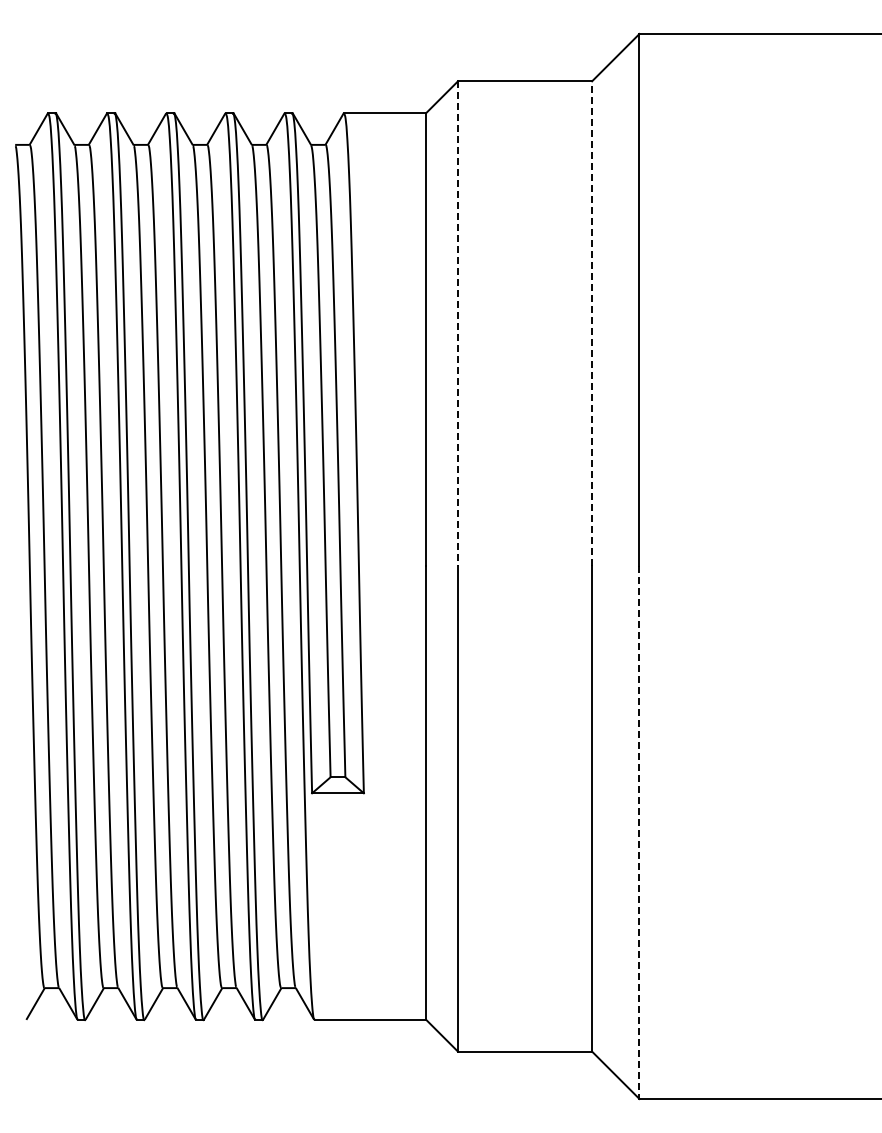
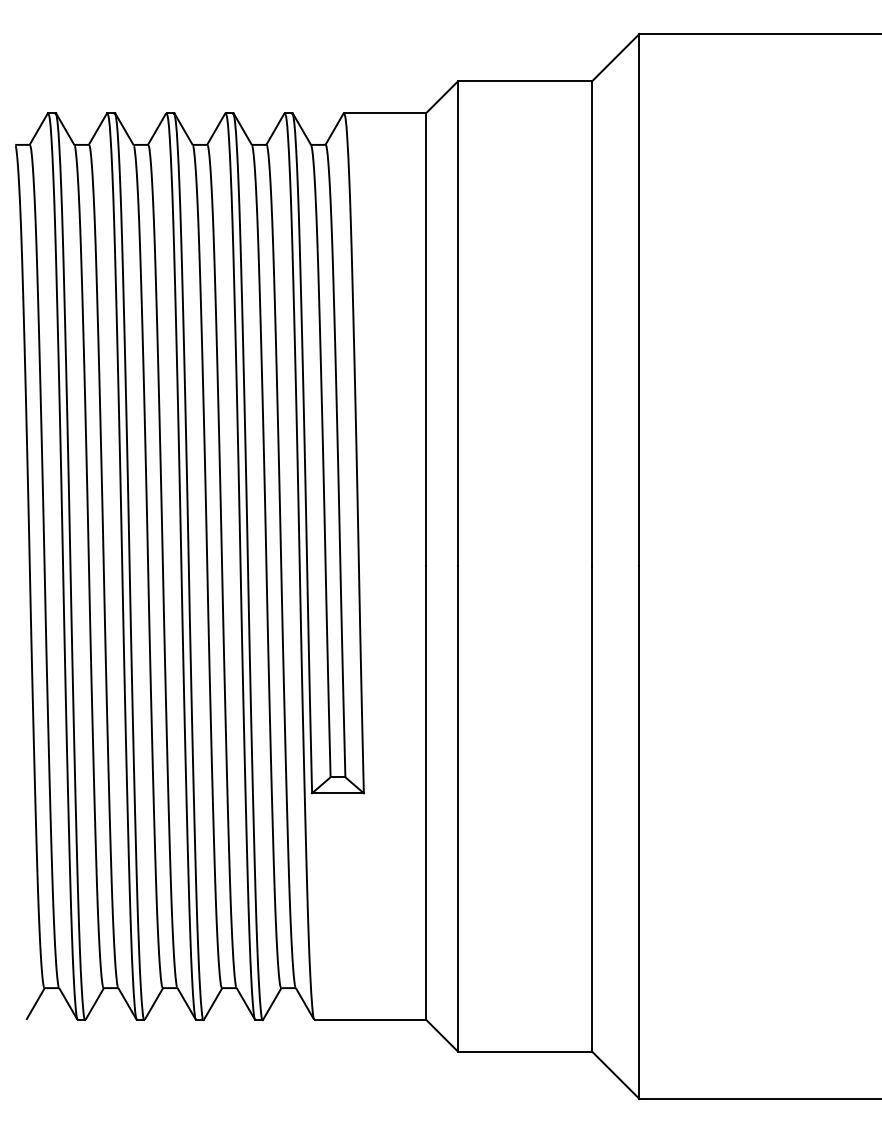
line: dashed -> solid (458, 323)
line: dashed -> solid (592, 323)
line: dashed -> solid (639, 833)
